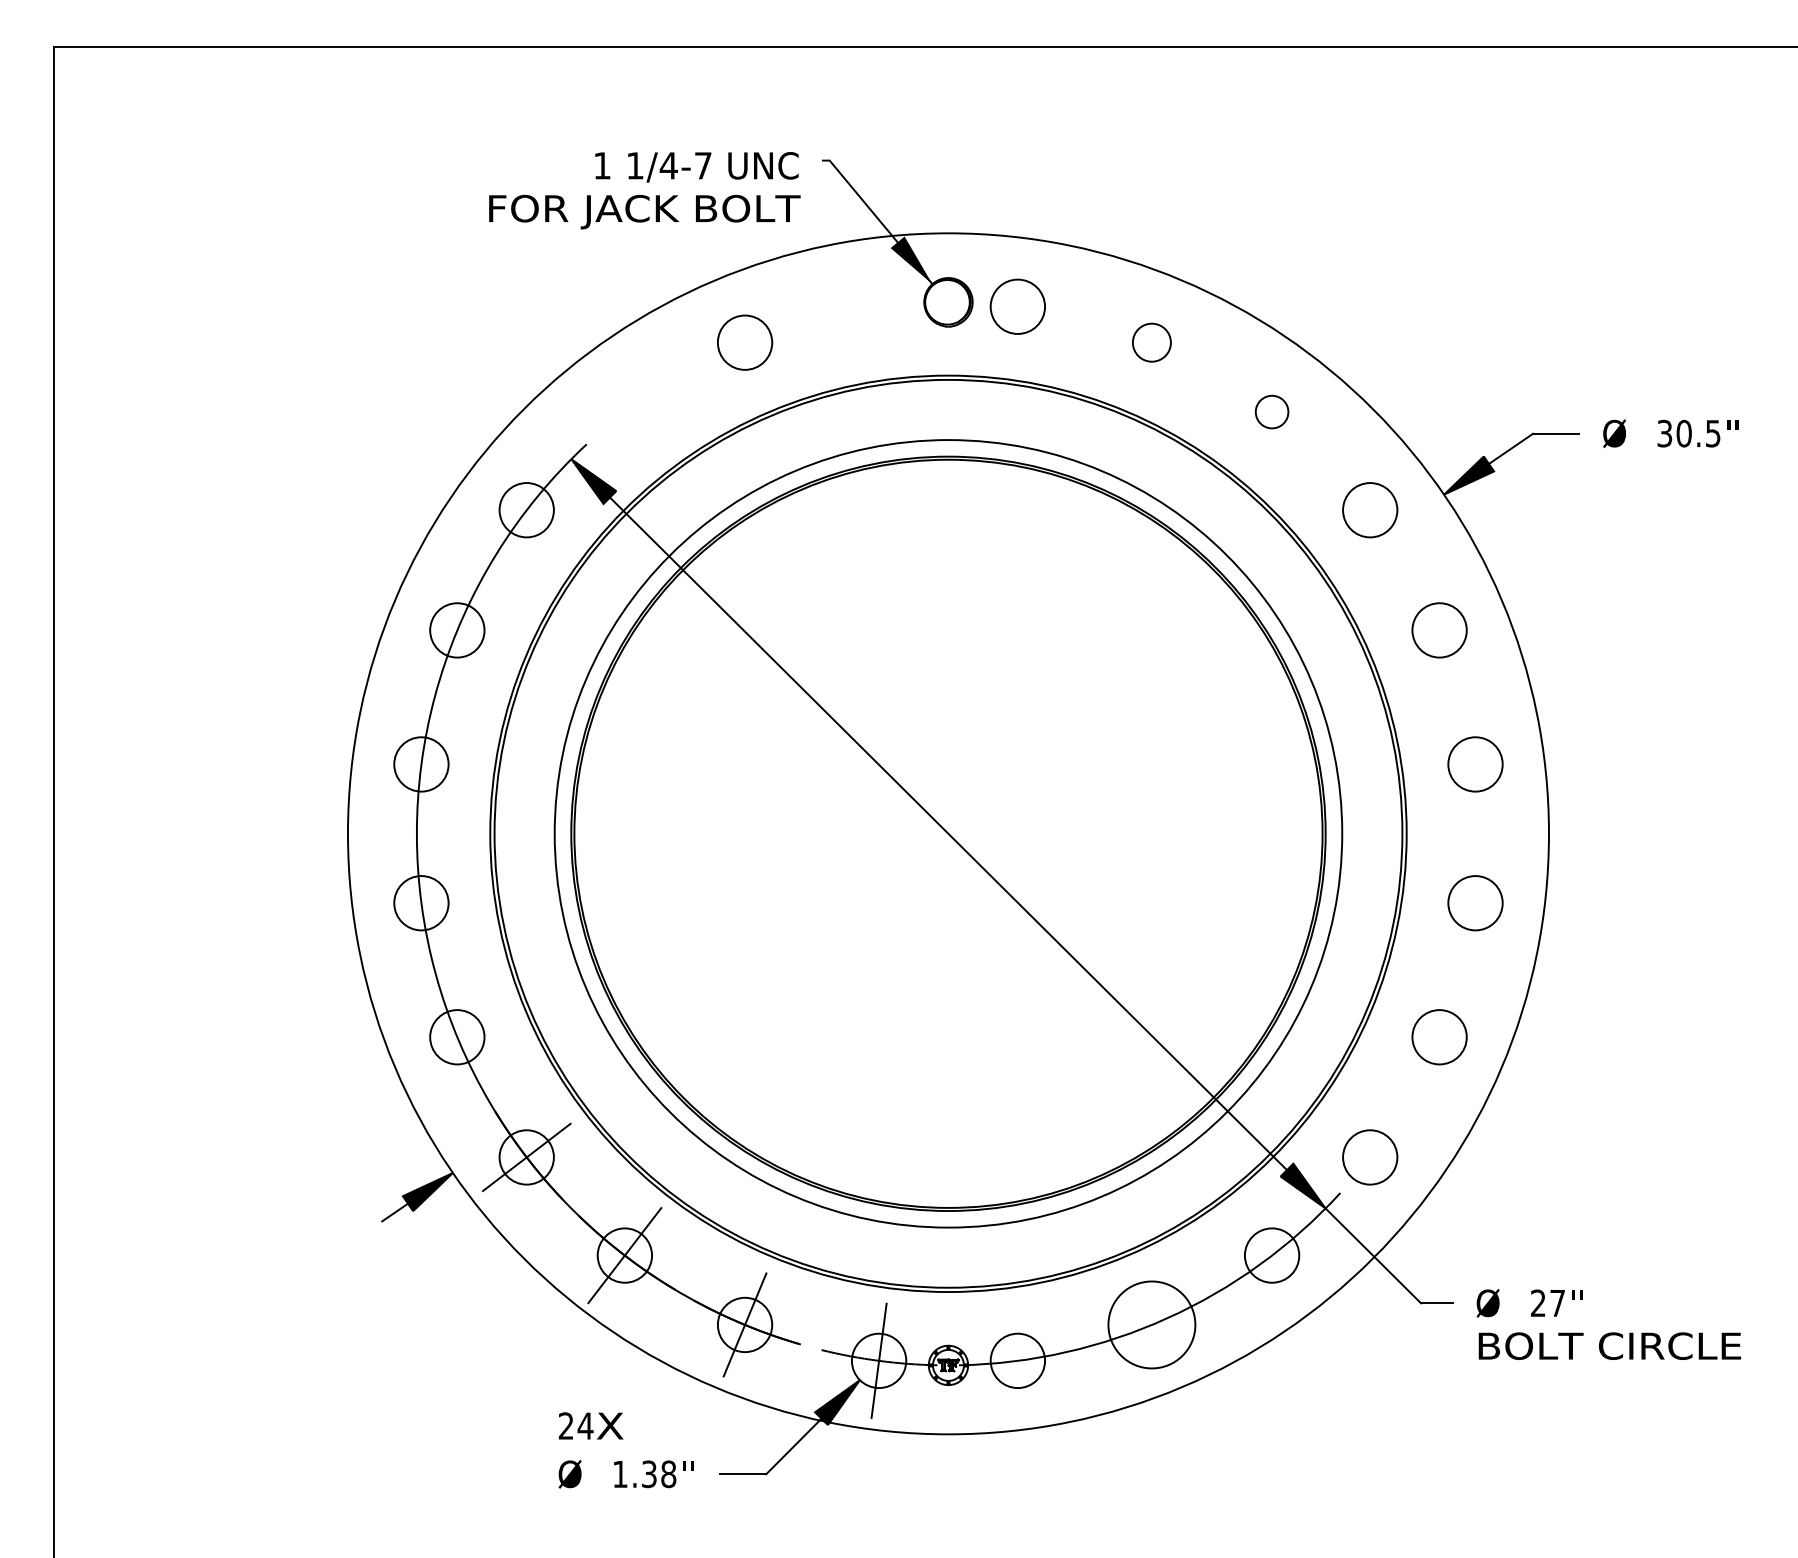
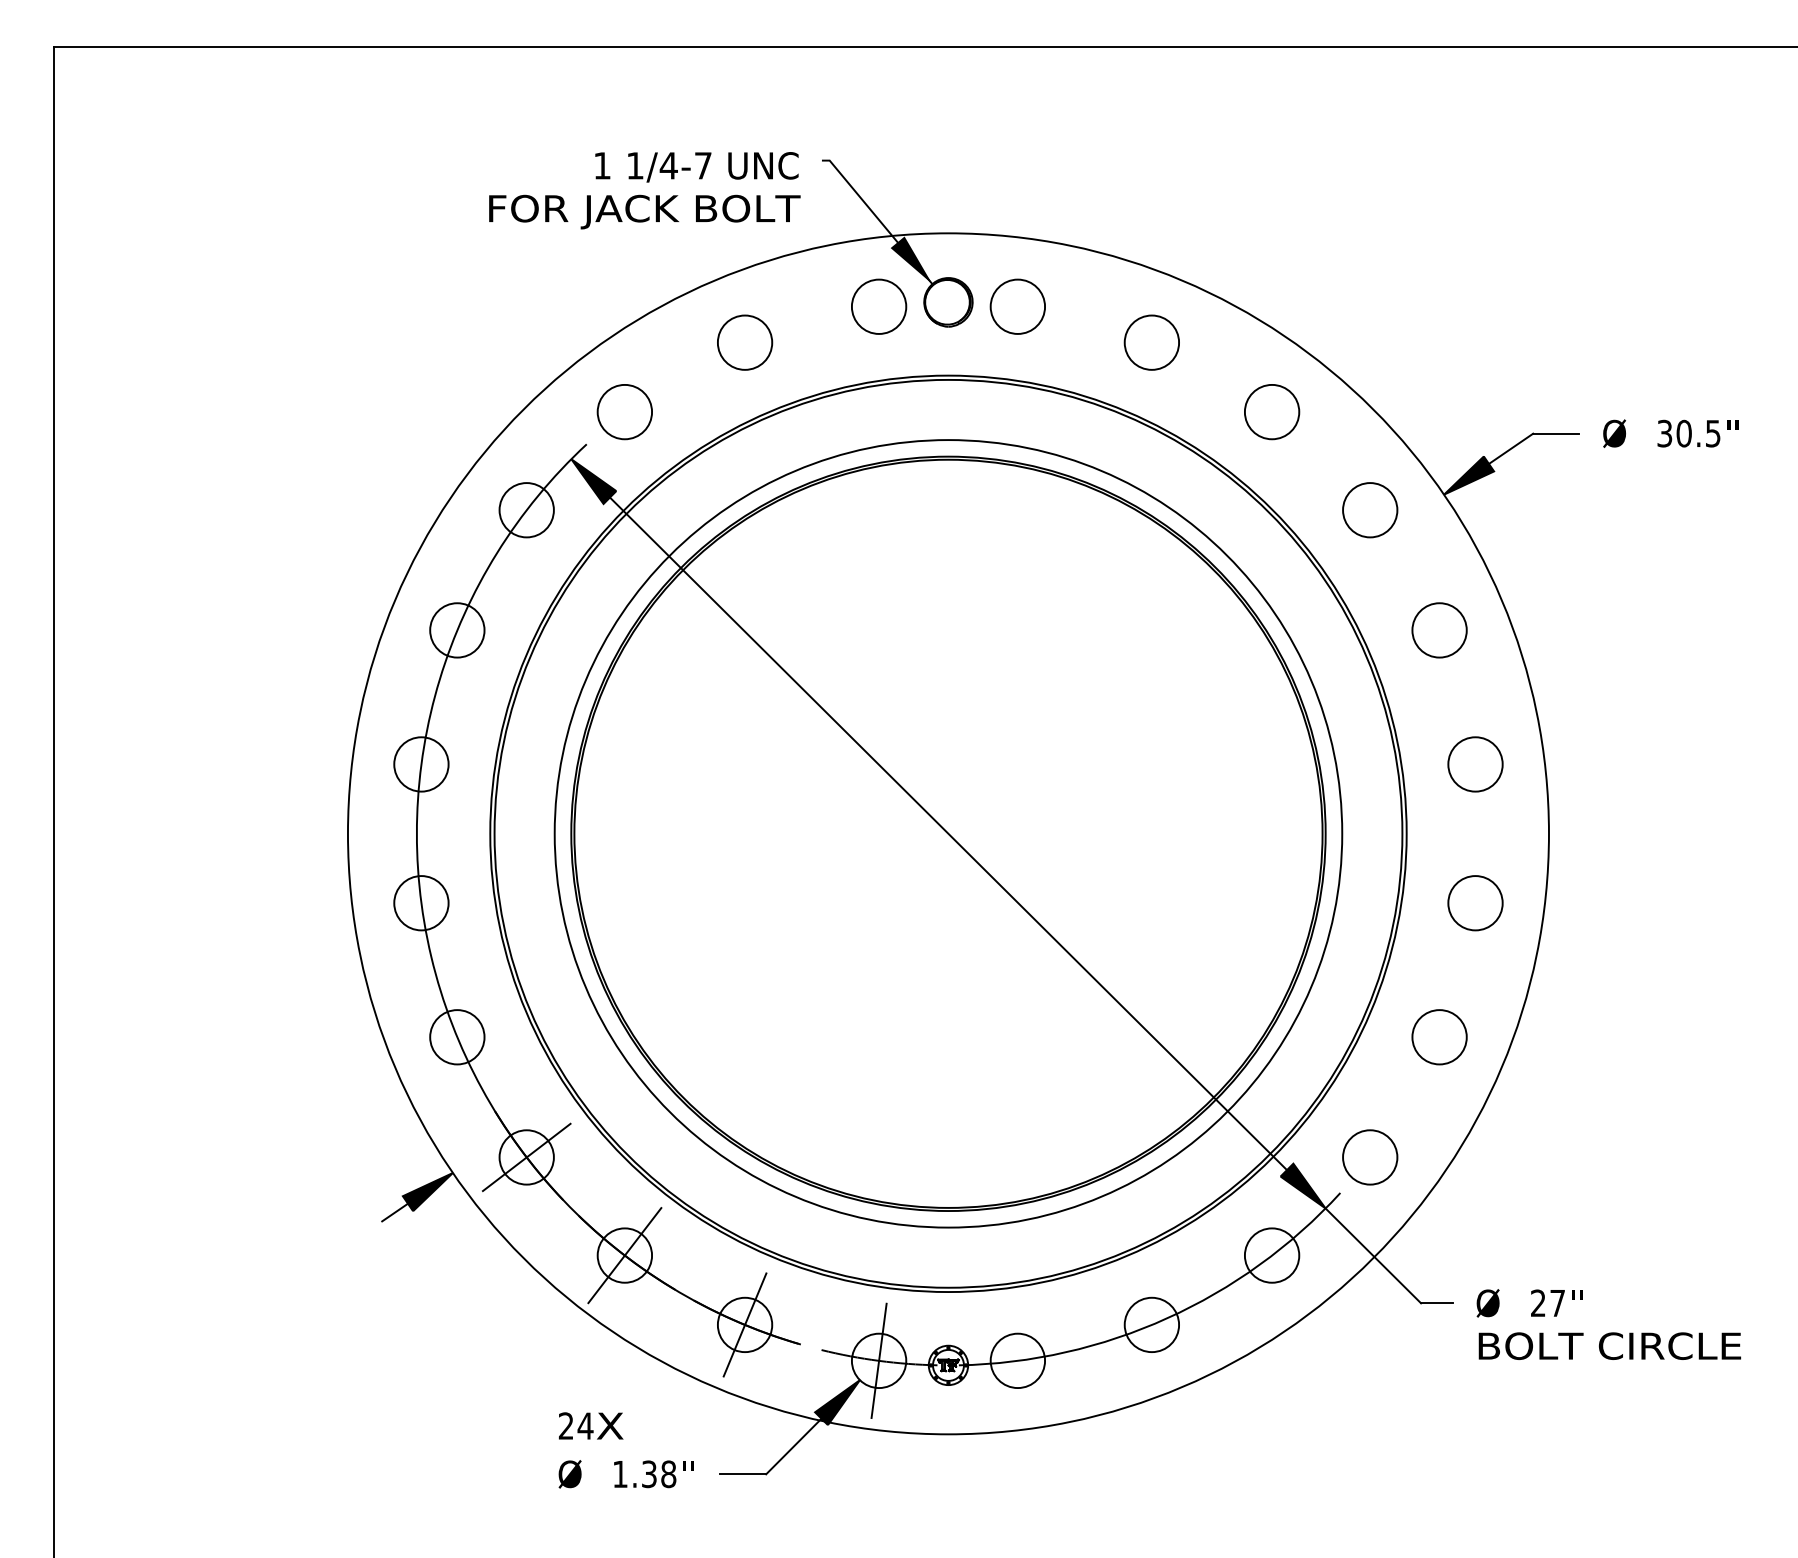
circle: none -> present (879, 306)
circle diameter: 38 px -> 54 px (1151, 342)
circle diameter: 33 px -> 54 px (1271, 411)
circle: none -> present (624, 412)
circle diameter: 87 px -> 54 px (1151, 1324)
